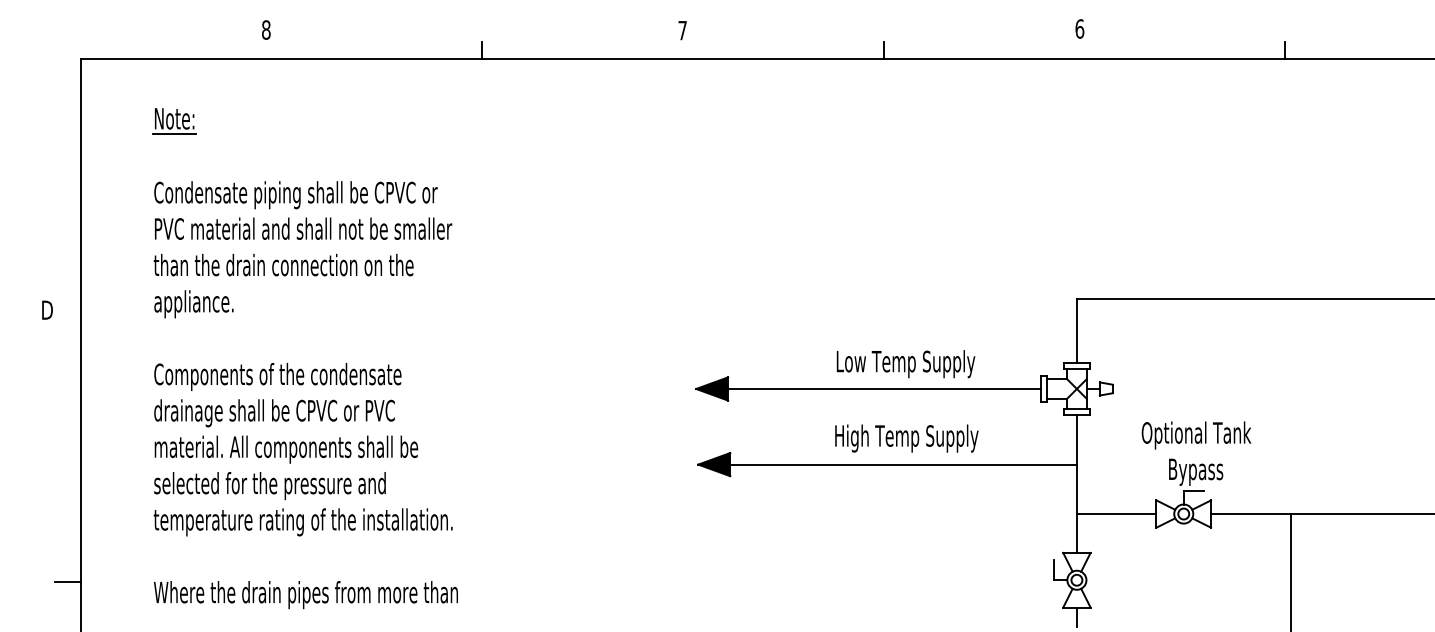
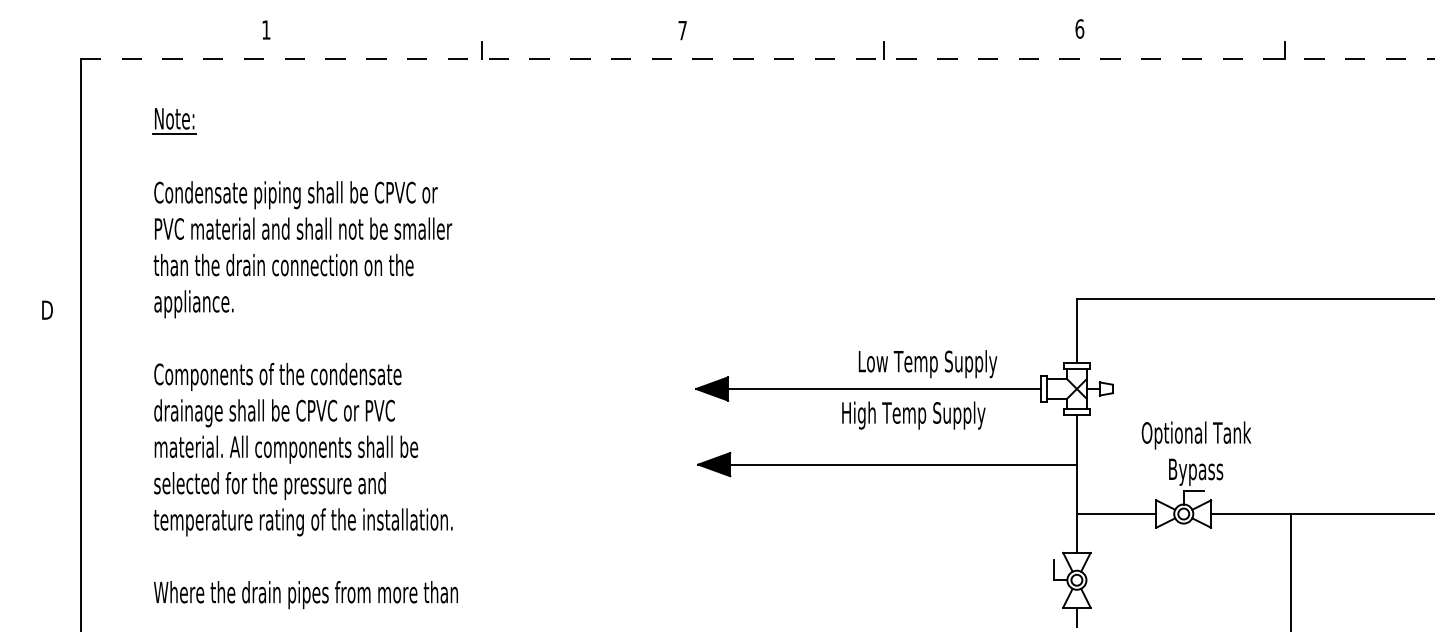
text: 8 -> 1 (266, 29)
line: solid -> dashed (757, 59)
text position: (905, 364) -> (927, 364) (927, 364)
text position: (906, 438) -> (913, 415) (913, 415)
line: present -> none (67, 581)
